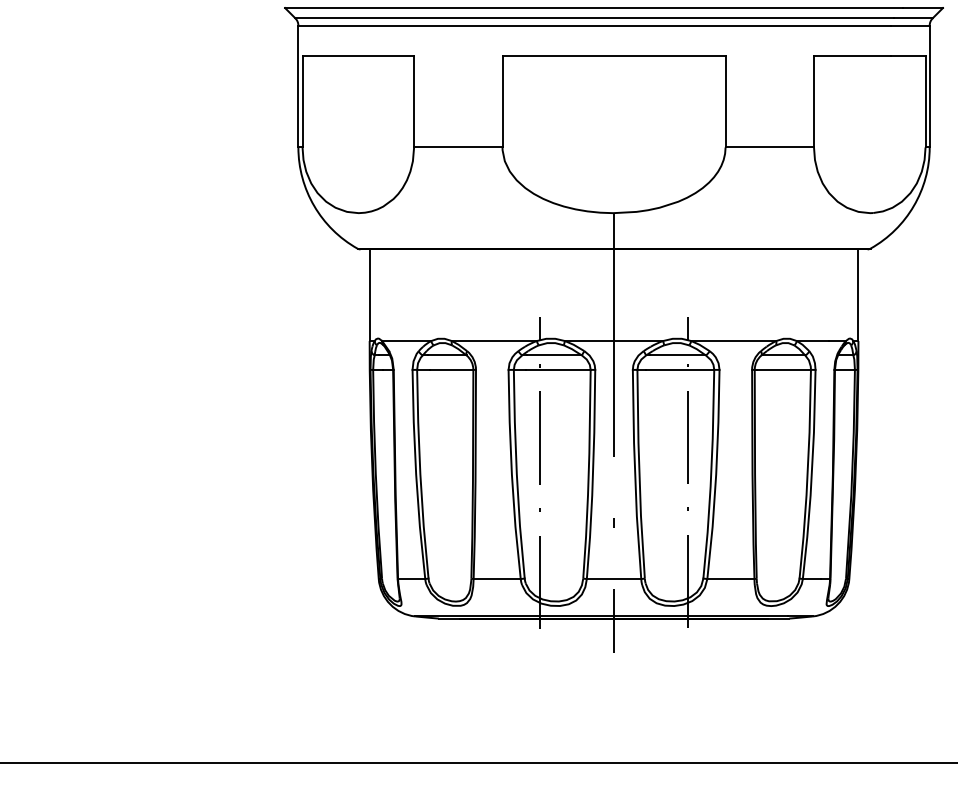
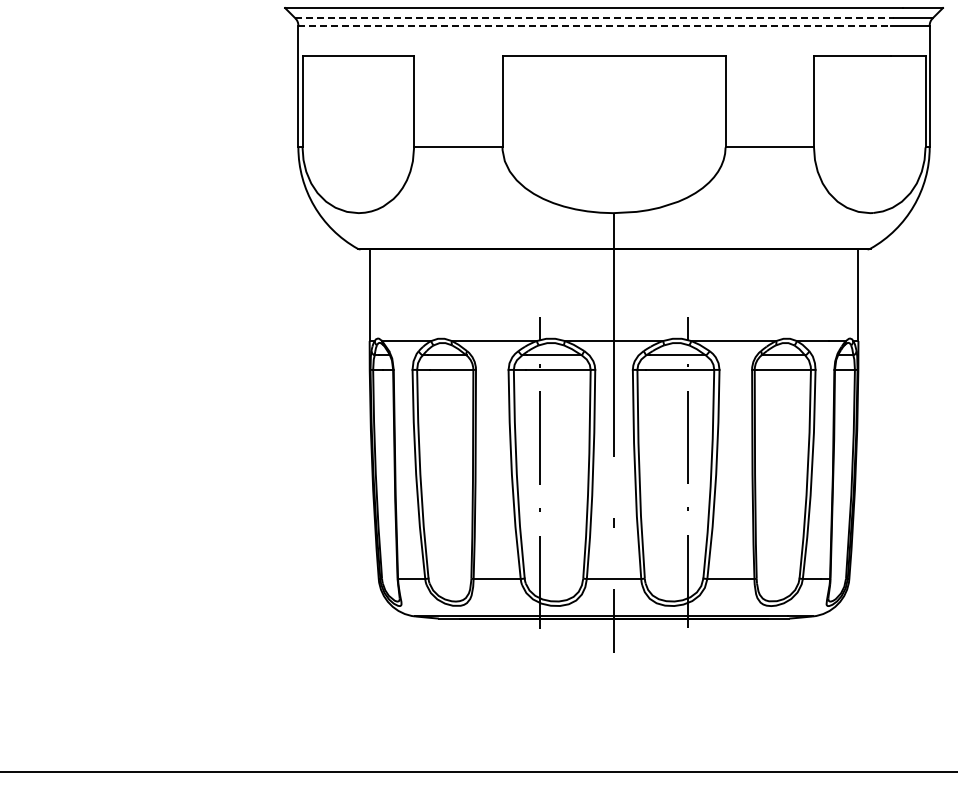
line: solid -> dashed (595, 18)
line: solid -> dashed (595, 25)
line position: (478, 763) -> (478, 772) (478, 772)
